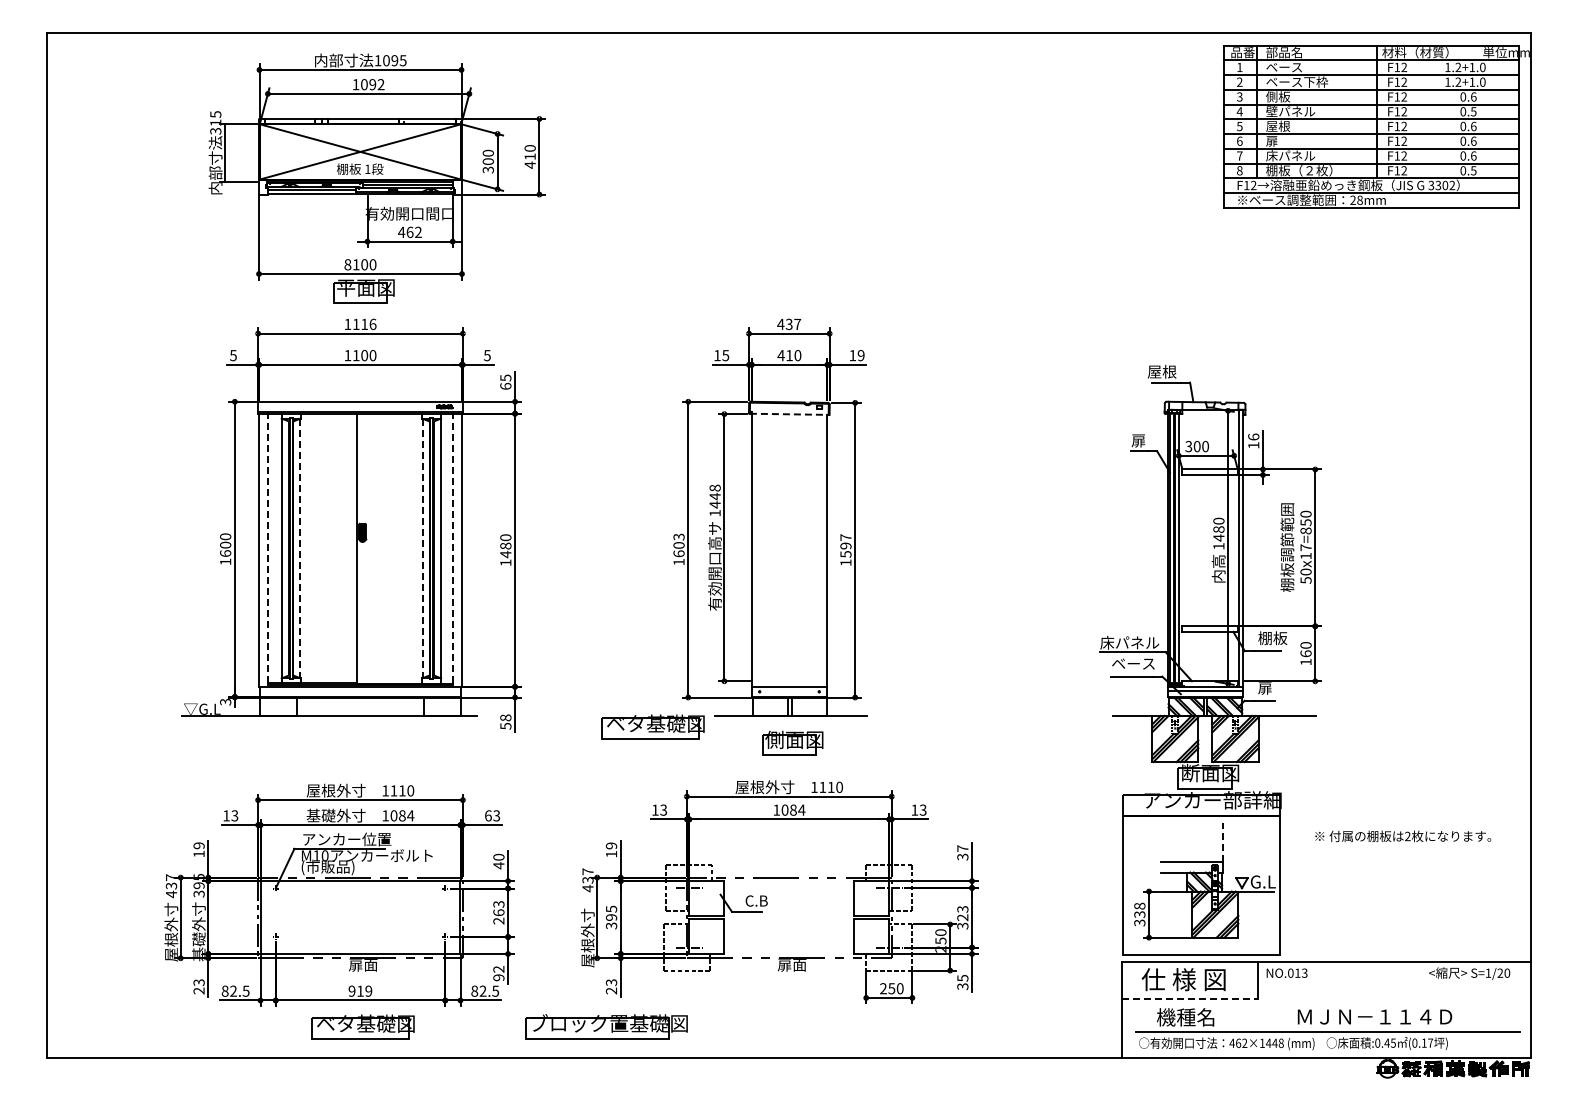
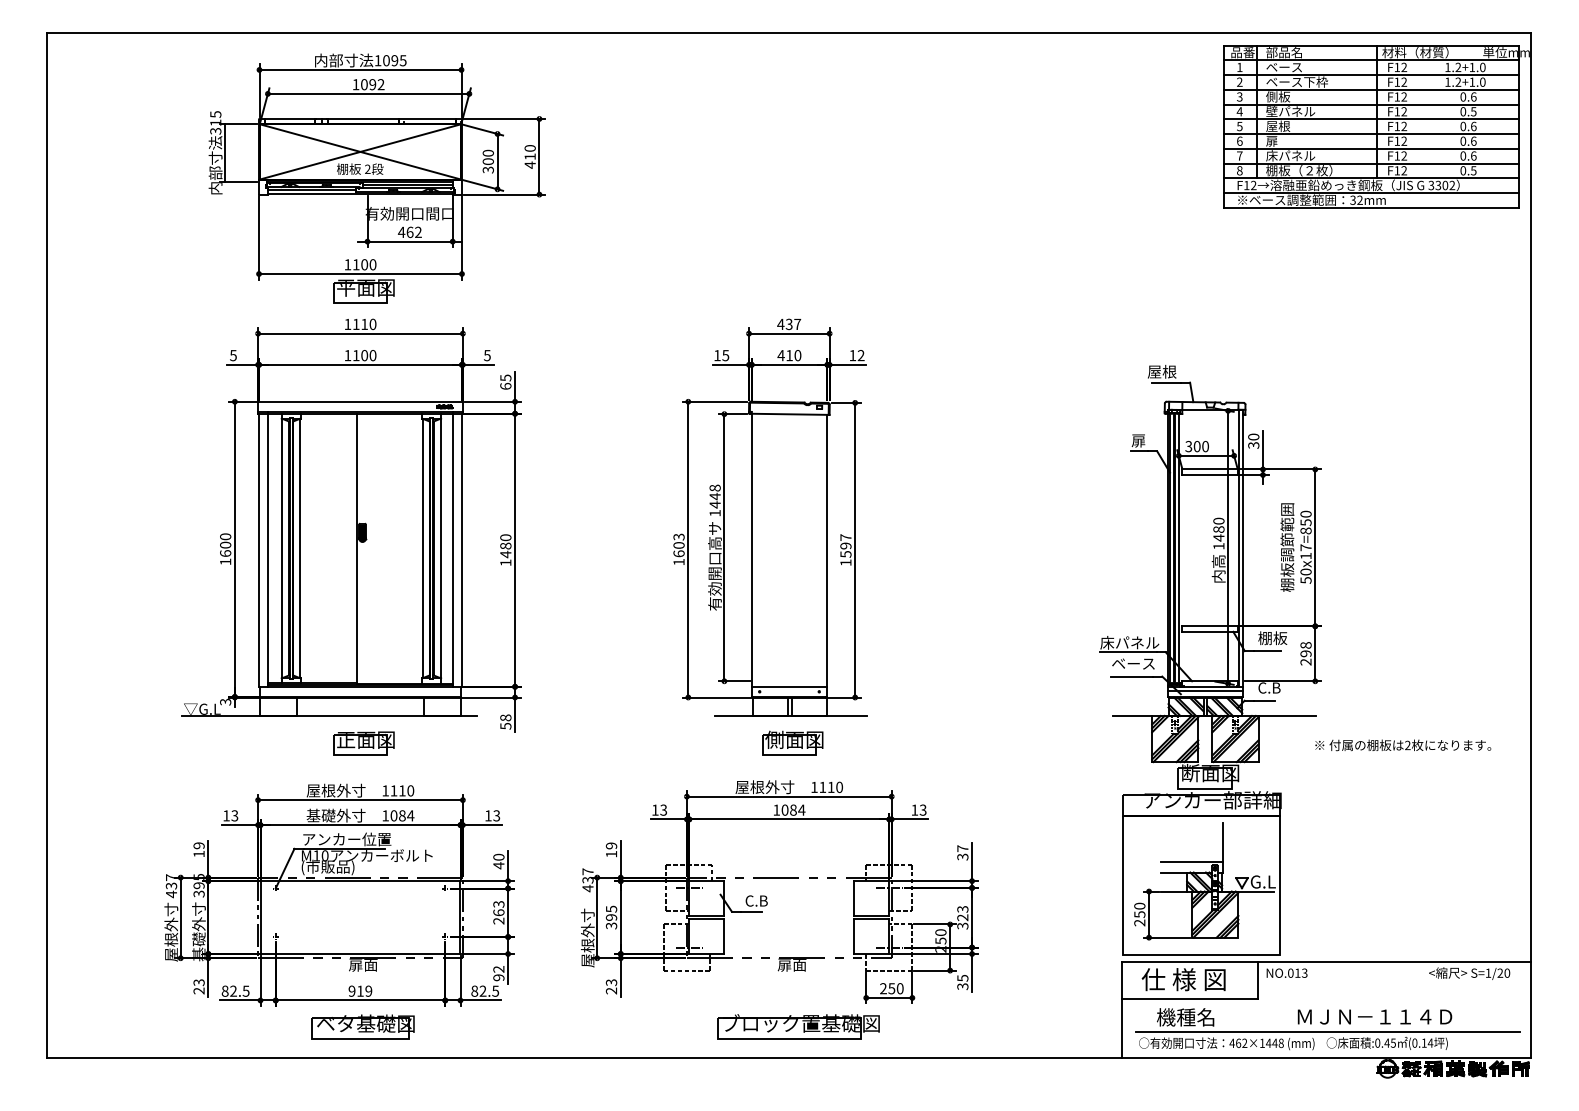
text: 1 -> 2 (367, 168)
text: 28mm -> 32mm (1356, 199)
text: 8100 -> 1100 (347, 264)
text: 1116 -> 1110 (372, 323)
text: 19 -> 12 (860, 355)
line: dashed -> solid (789, 414)
text: 16 -> 30 (1253, 440)
line: dashed -> solid (300, 548)
line: dashed -> solid (422, 548)
line: dashed -> solid (268, 549)
line: dashed -> solid (452, 549)
text: 160 -> 298 (1305, 653)
text: 扉 -> C.B (1269, 688)
part: present -> none (652, 726)
part: none -> present (363, 743)
text: 63 -> 13 (488, 815)
text position: (1403, 836) -> (1403, 745) (1403, 745)
line: dashed -> solid (1223, 842)
text: 338 -> 250 (1139, 914)
line: dashed -> solid (1190, 998)
part position: (606, 1026) -> (798, 1026) (798, 1026)
text: (0.17 -> (0.14 (1430, 1042)
